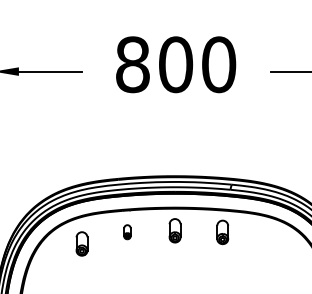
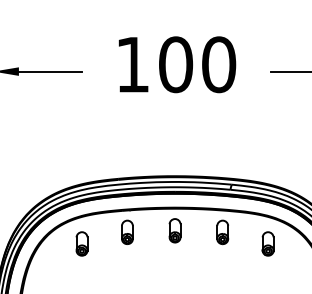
text: 800 -> 100 (132, 64)
part size: 9x17 px -> 13x26 px (127, 231)
part: none -> present (267, 243)
